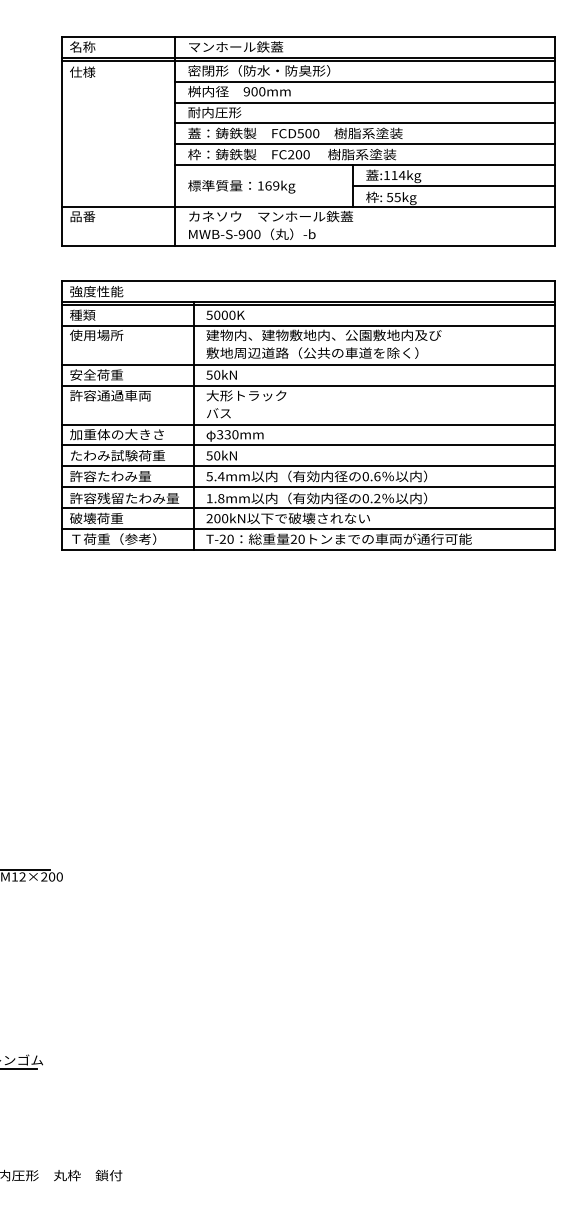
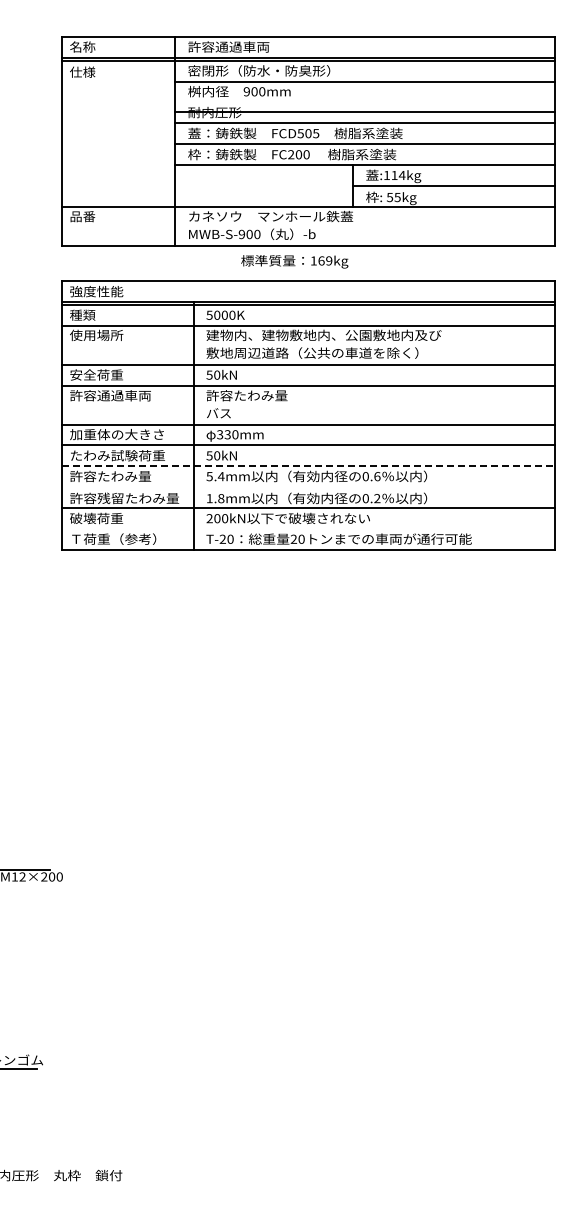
text: マンホール鉄蓋 -> 許容通過車両 (235, 46)
line position: (364, 102) -> (364, 111) (364, 111)
text: FCD500 -> FCD505 (316, 133)
text position: (241, 186) -> (294, 261) (294, 261)
text: 大形トラック -> 許容たわみ量 (246, 395)
line: solid -> dashed (308, 466)
line: present -> none (307, 487)
line: present -> none (307, 529)
